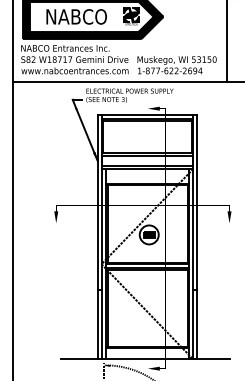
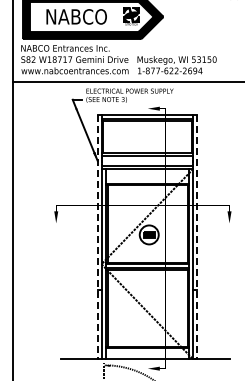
line: present -> none (227, 41)
line: solid -> dashed (97, 237)
line: solid -> dashed (197, 237)
